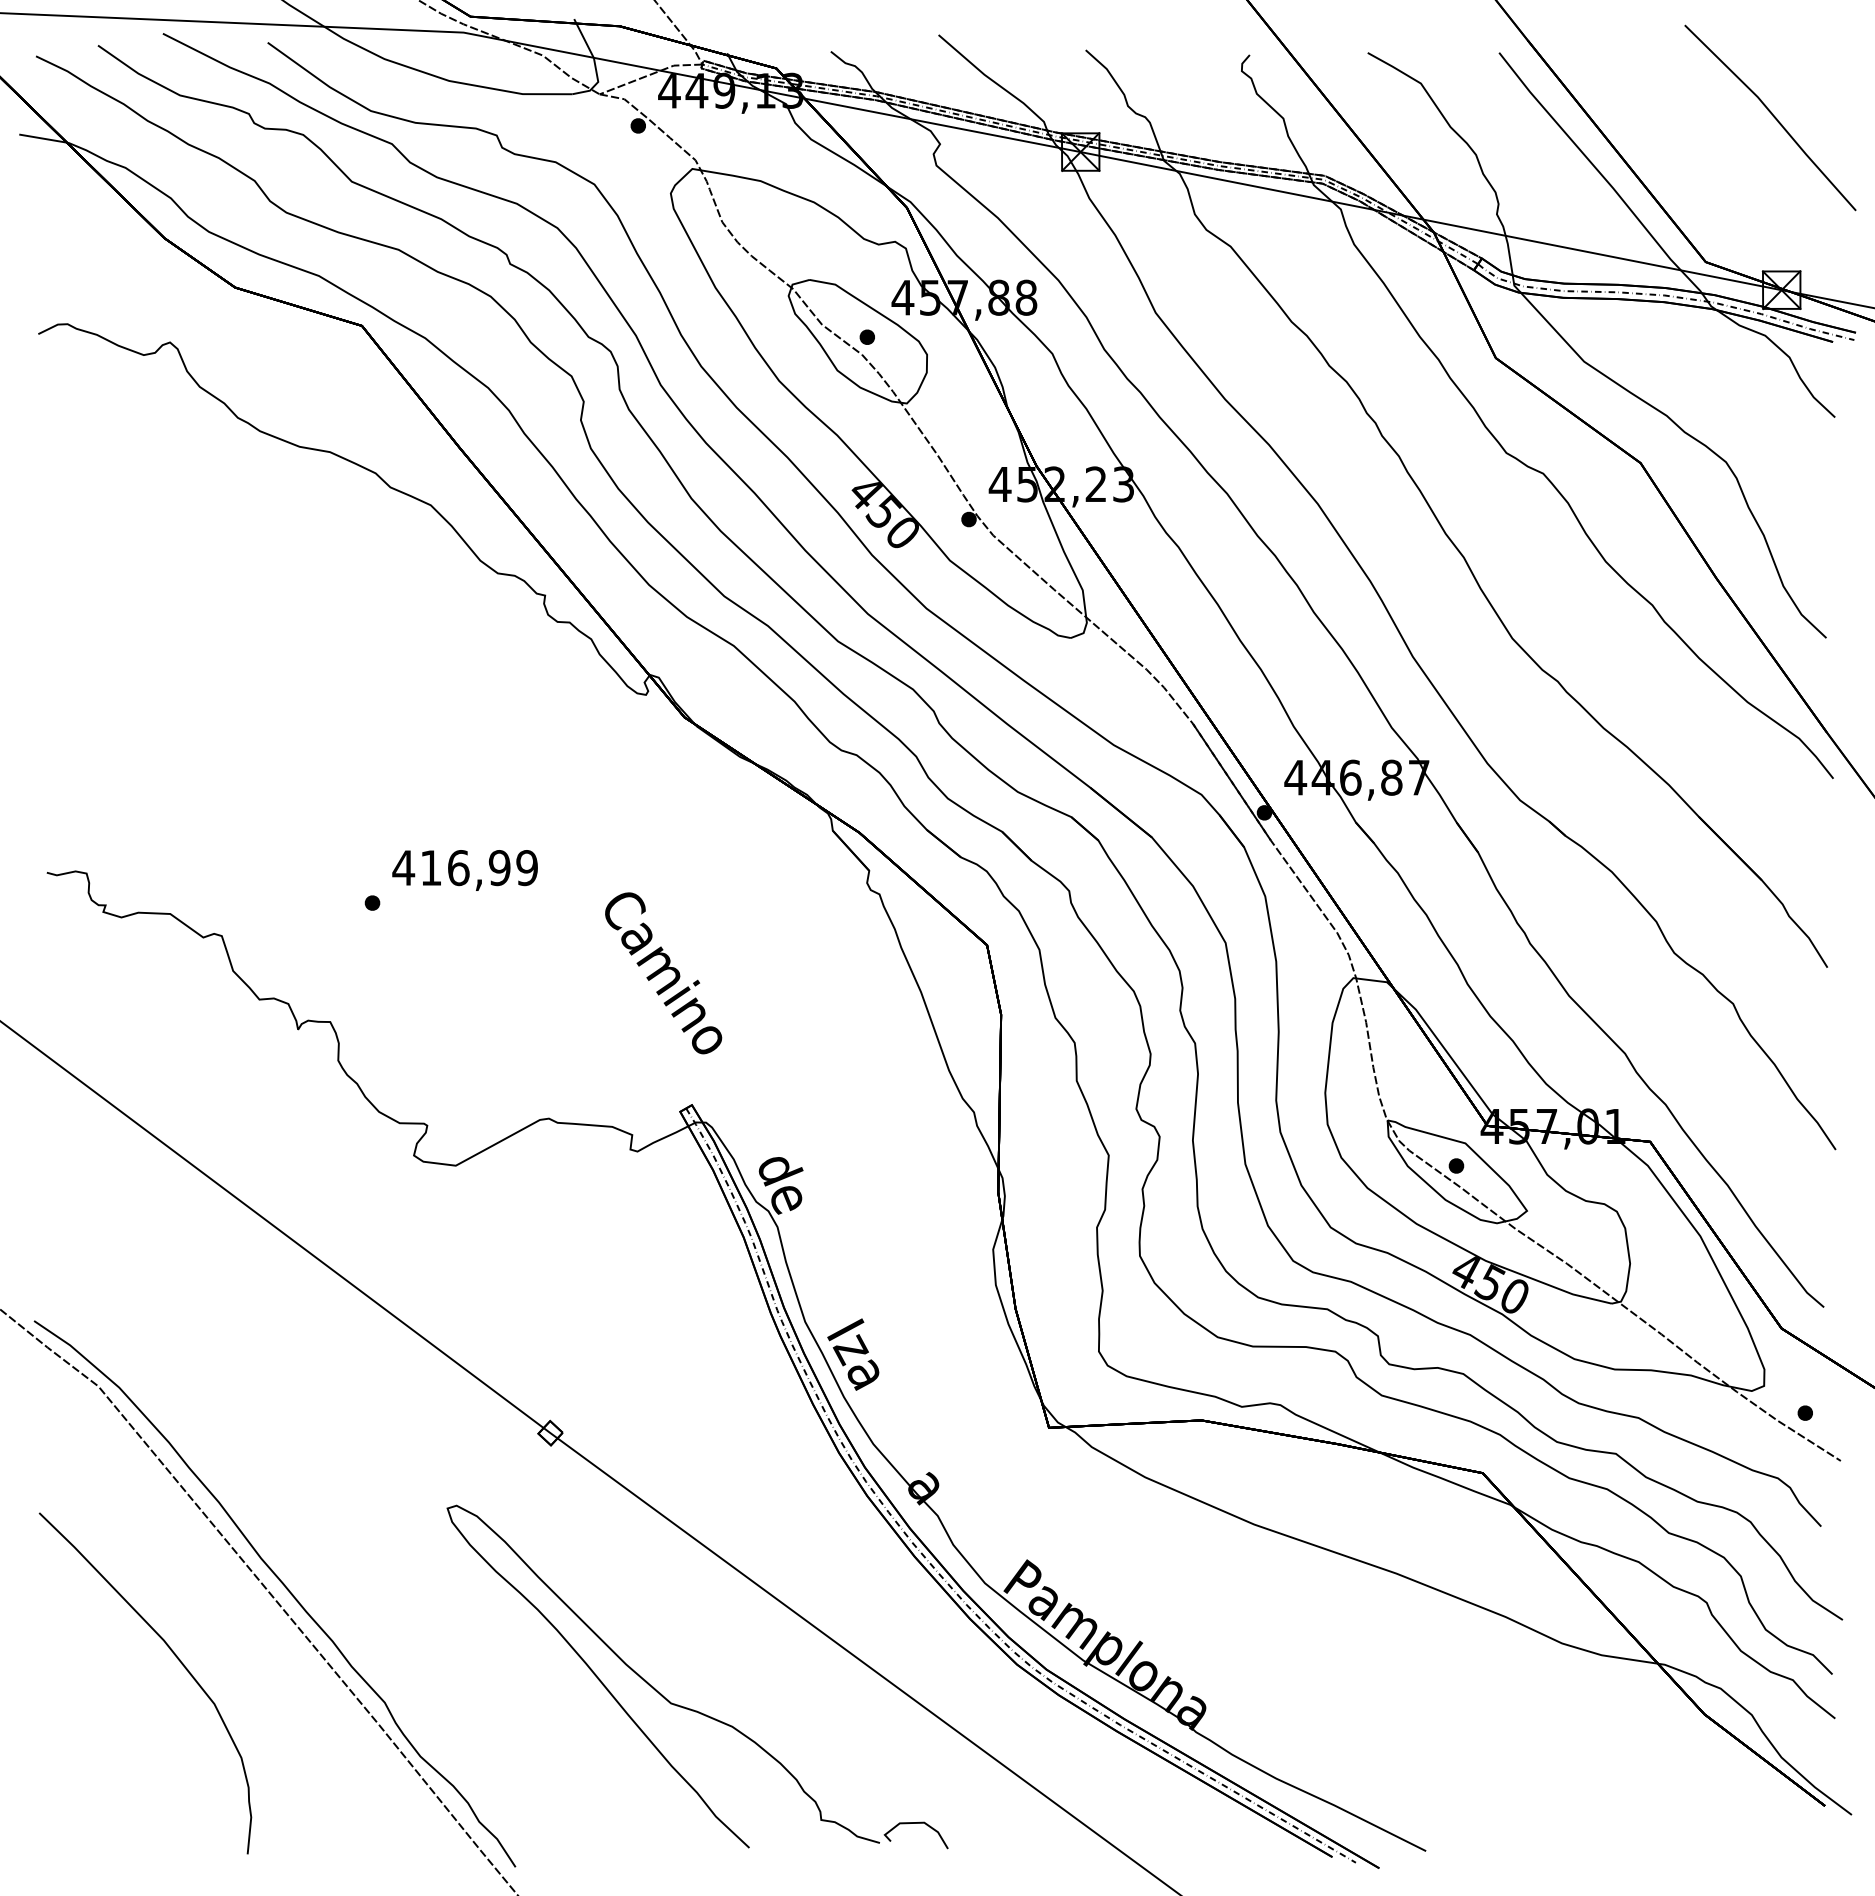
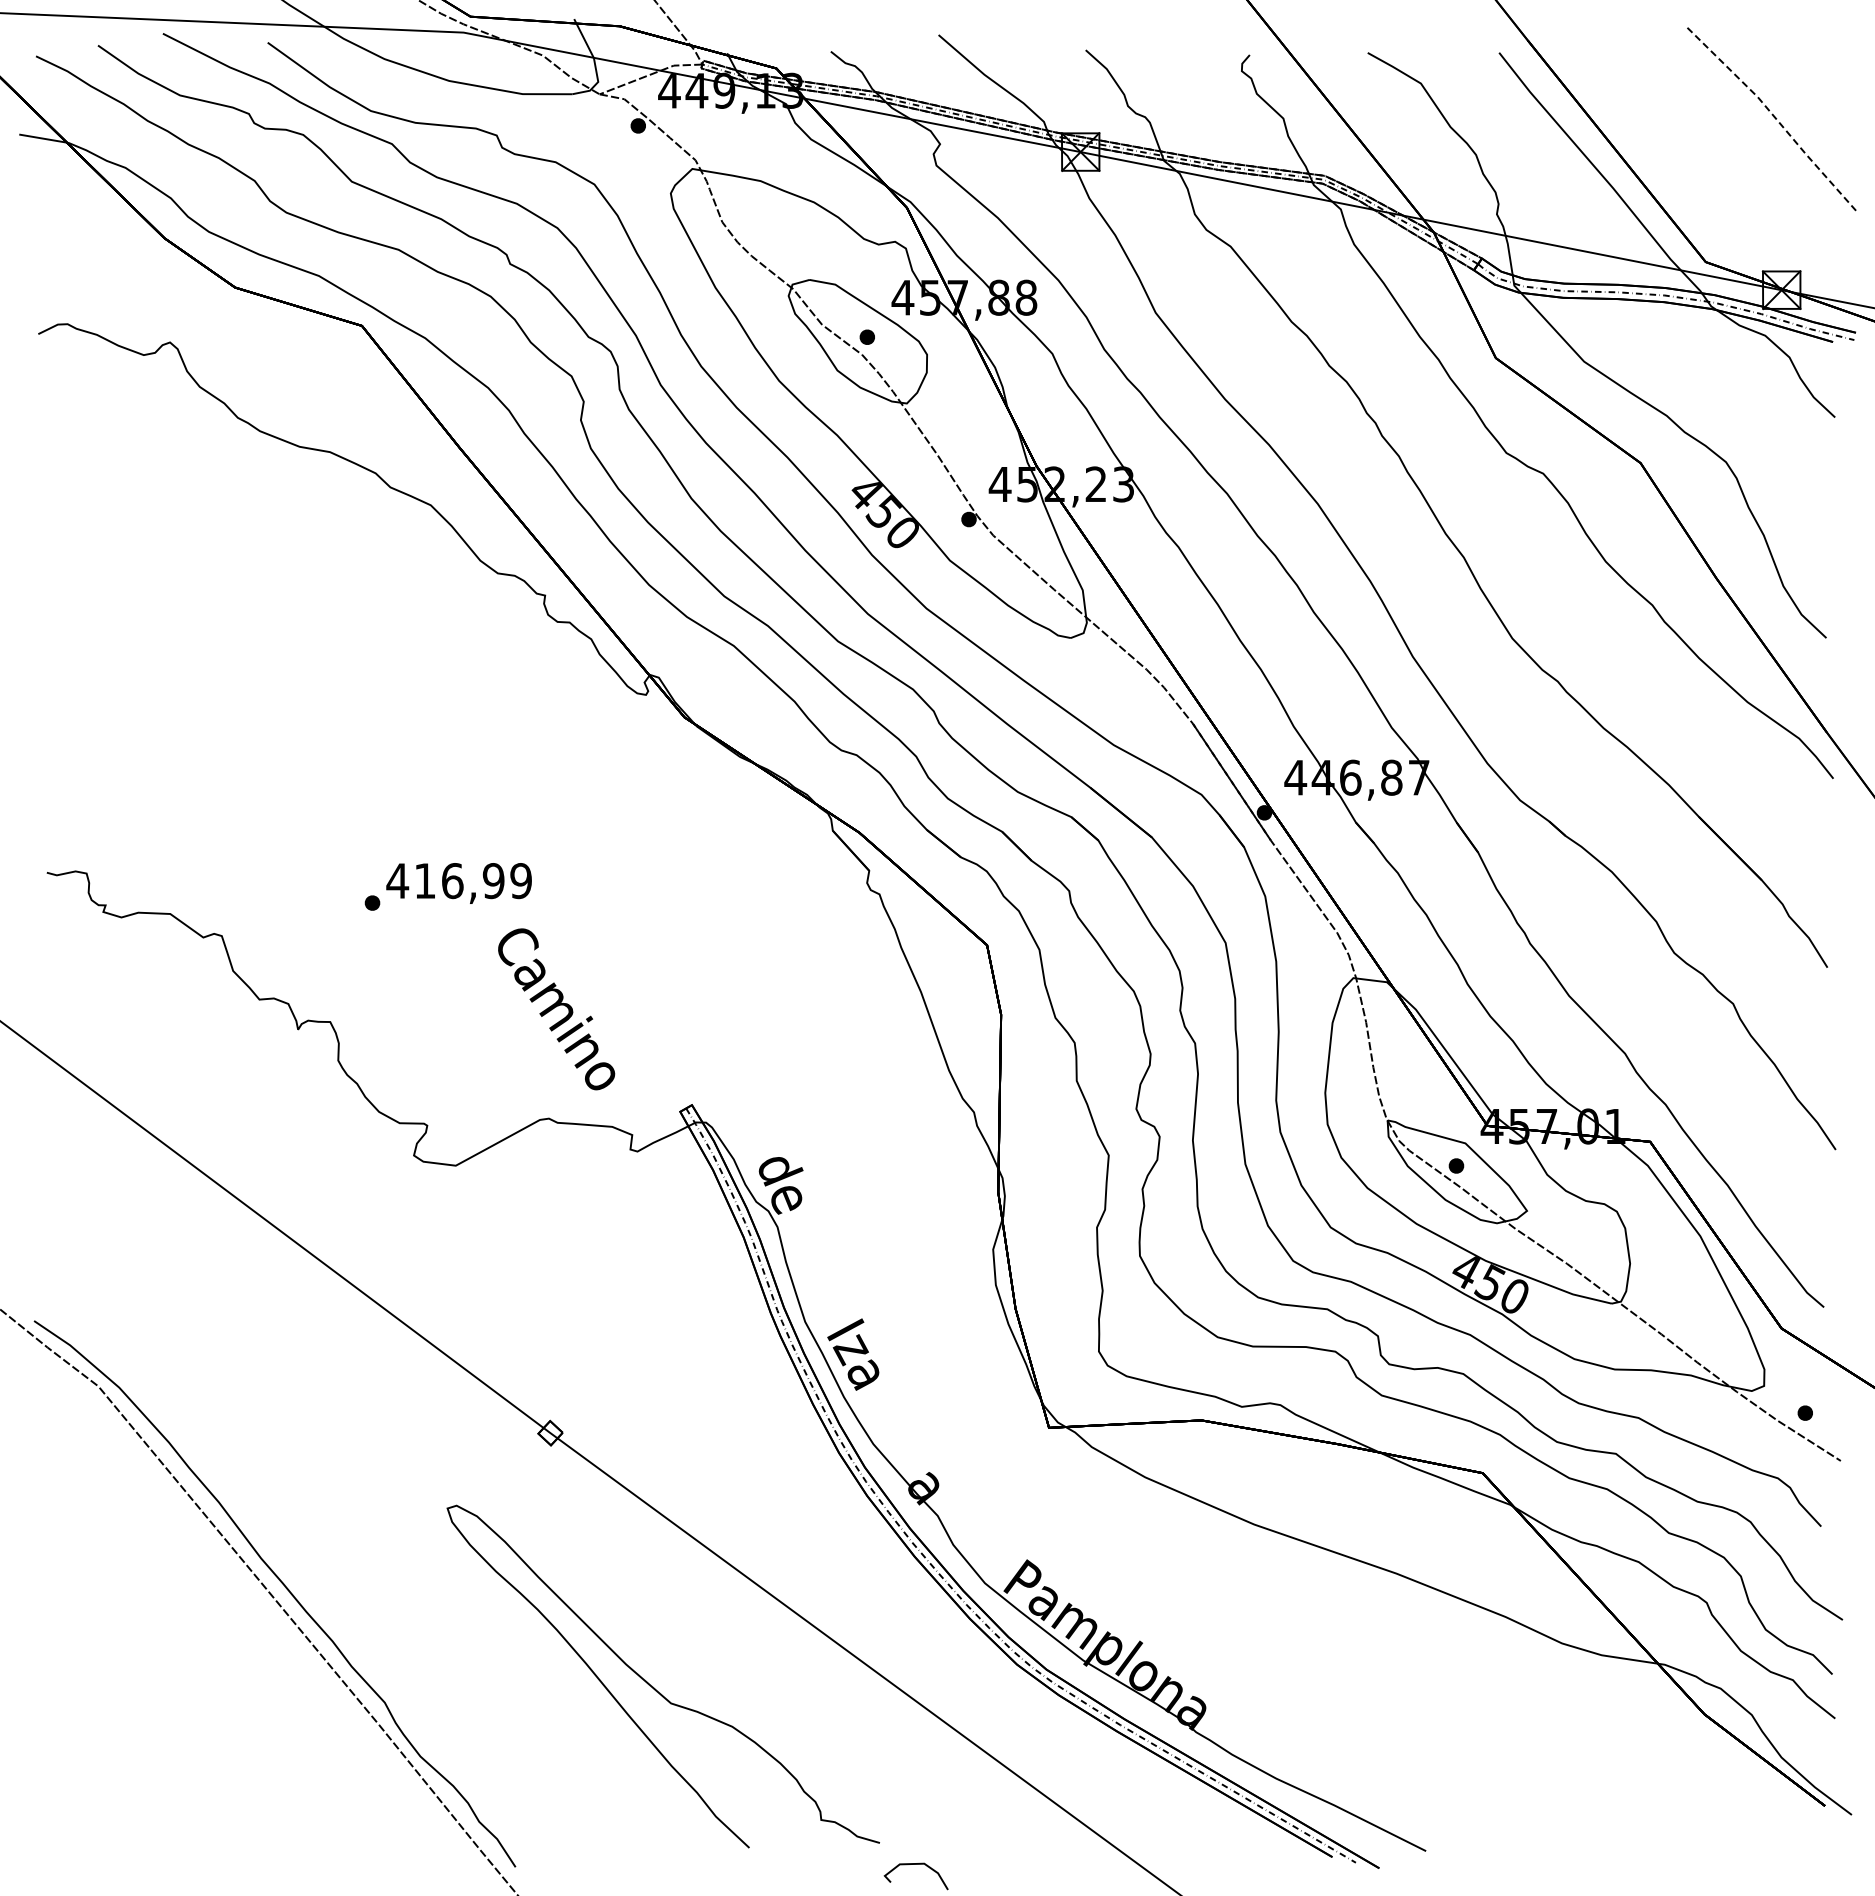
line: solid -> dashed (1773, 115)
text position: (464, 870) -> (458, 883) (458, 883)
text position: (663, 973) -> (556, 1009) (556, 1009)
curve: present -> none (177, 1659)
curve position: (915, 1823) -> (915, 1864) (915, 1864)
